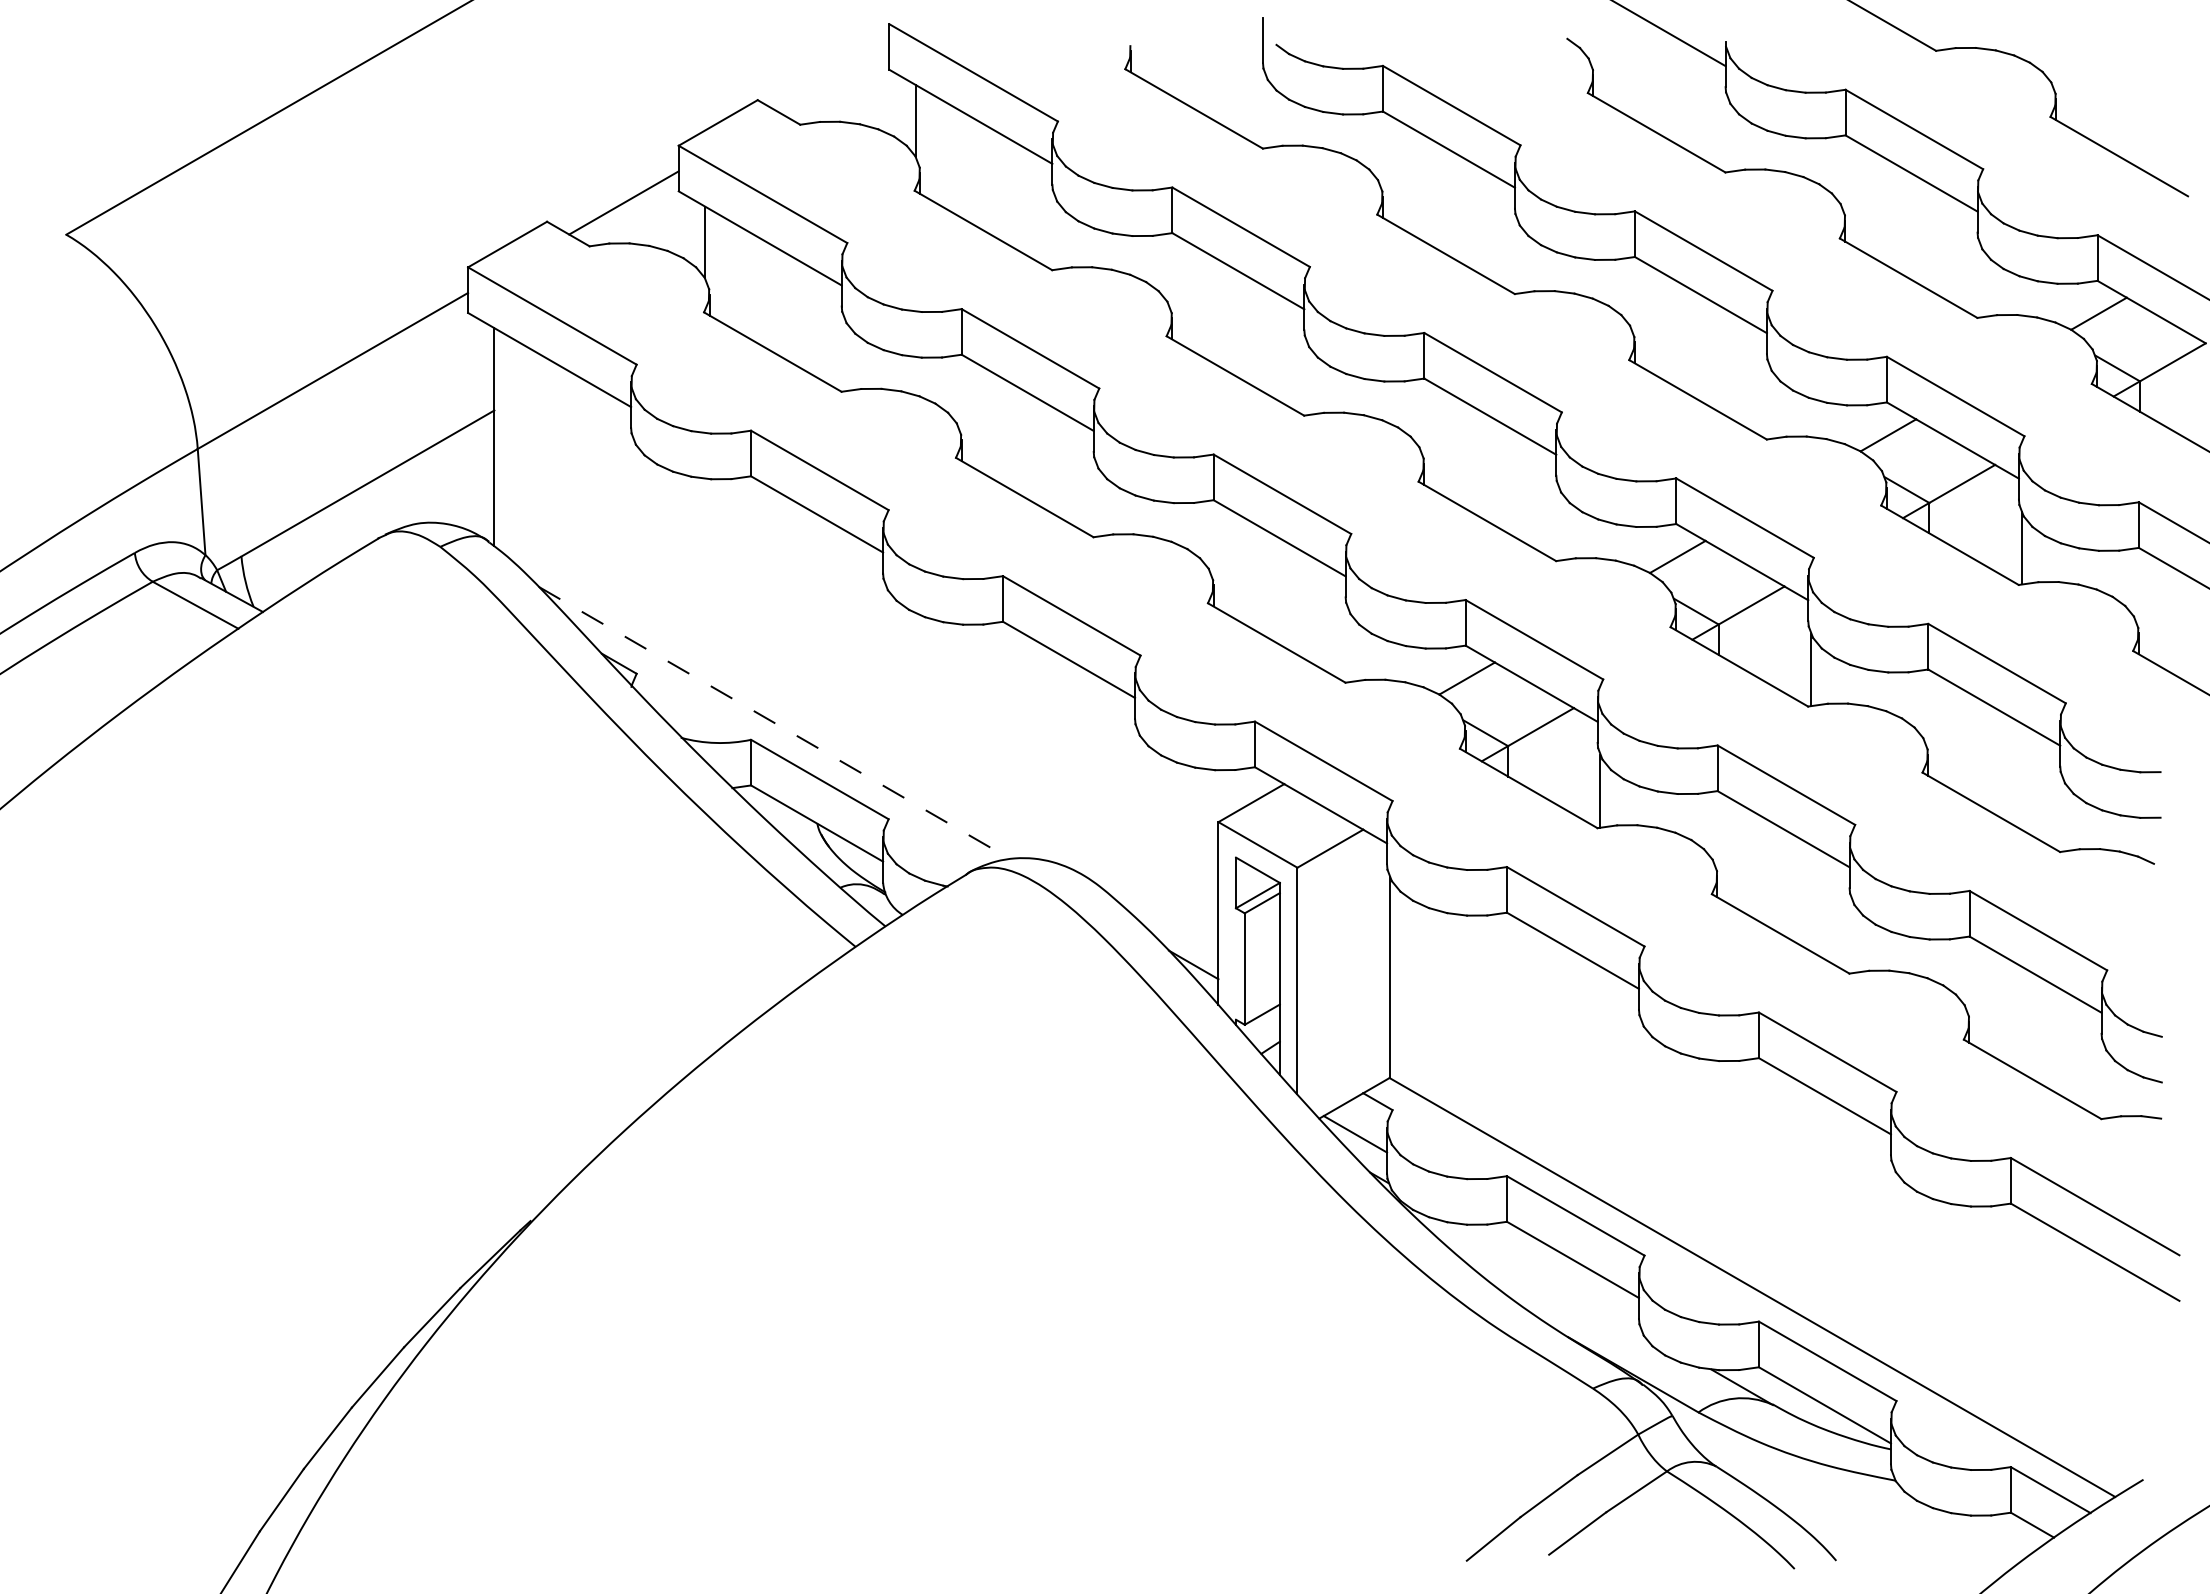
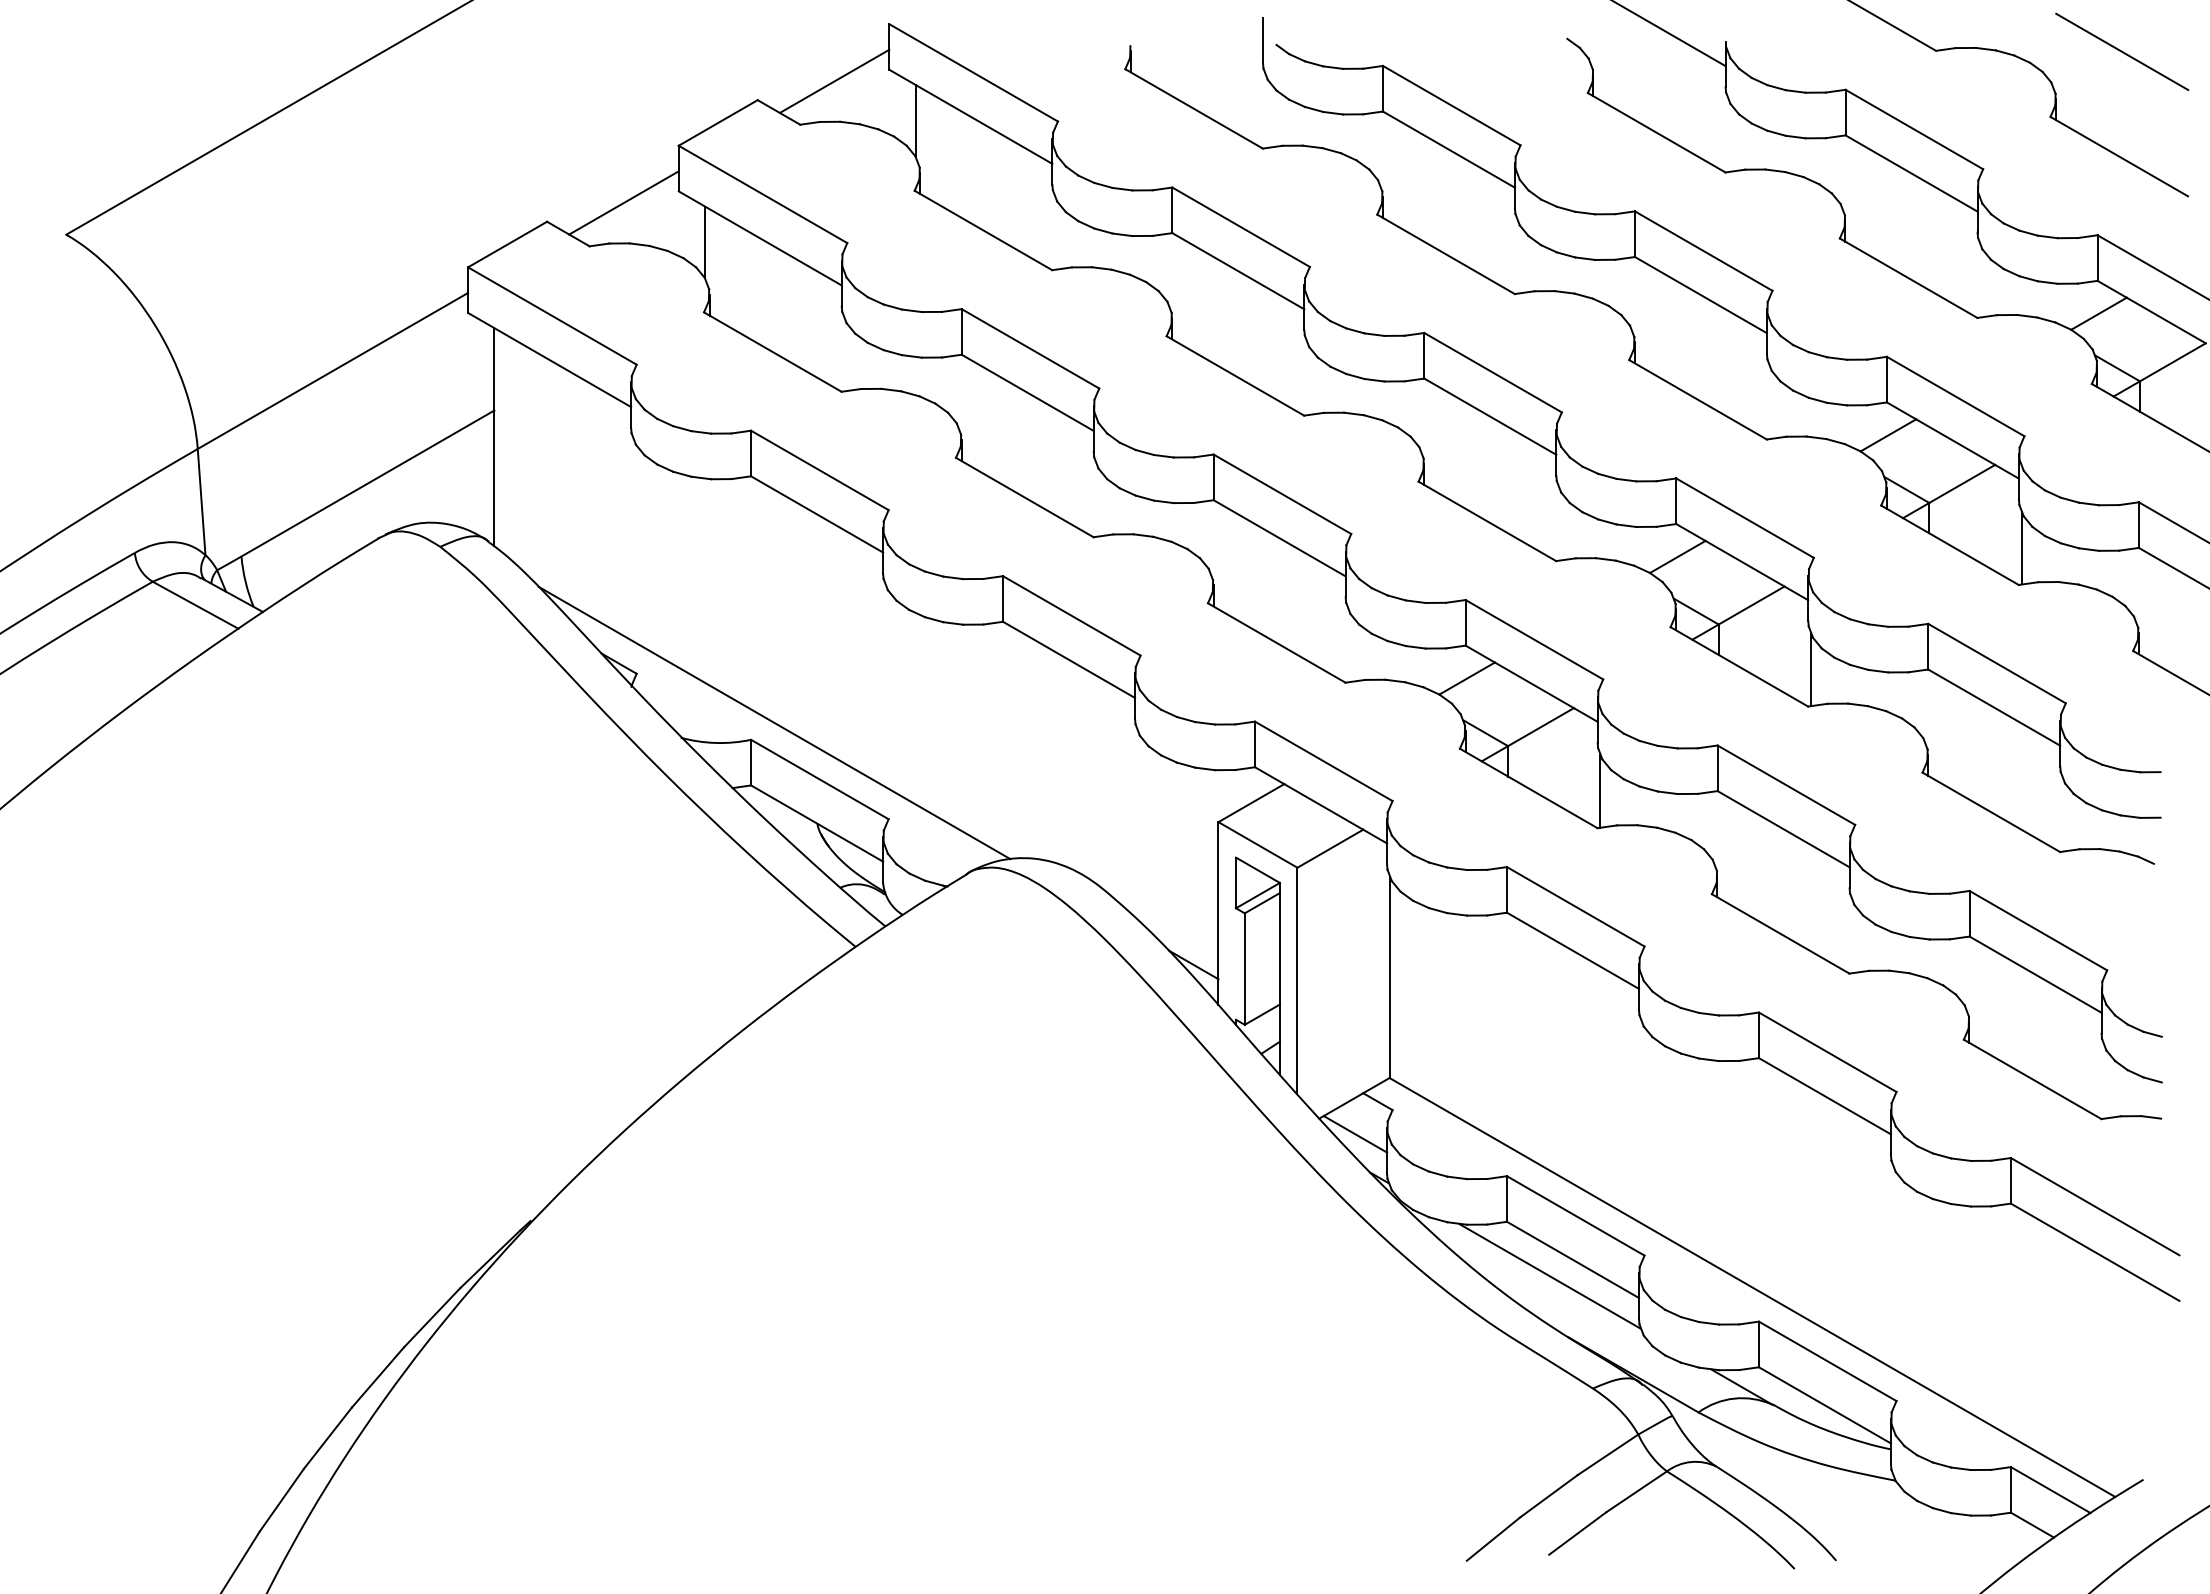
line: none -> present (2122, 51)
line: none -> present (834, 80)
line: dashed -> solid (775, 723)
line: none -> present (1549, 1276)
